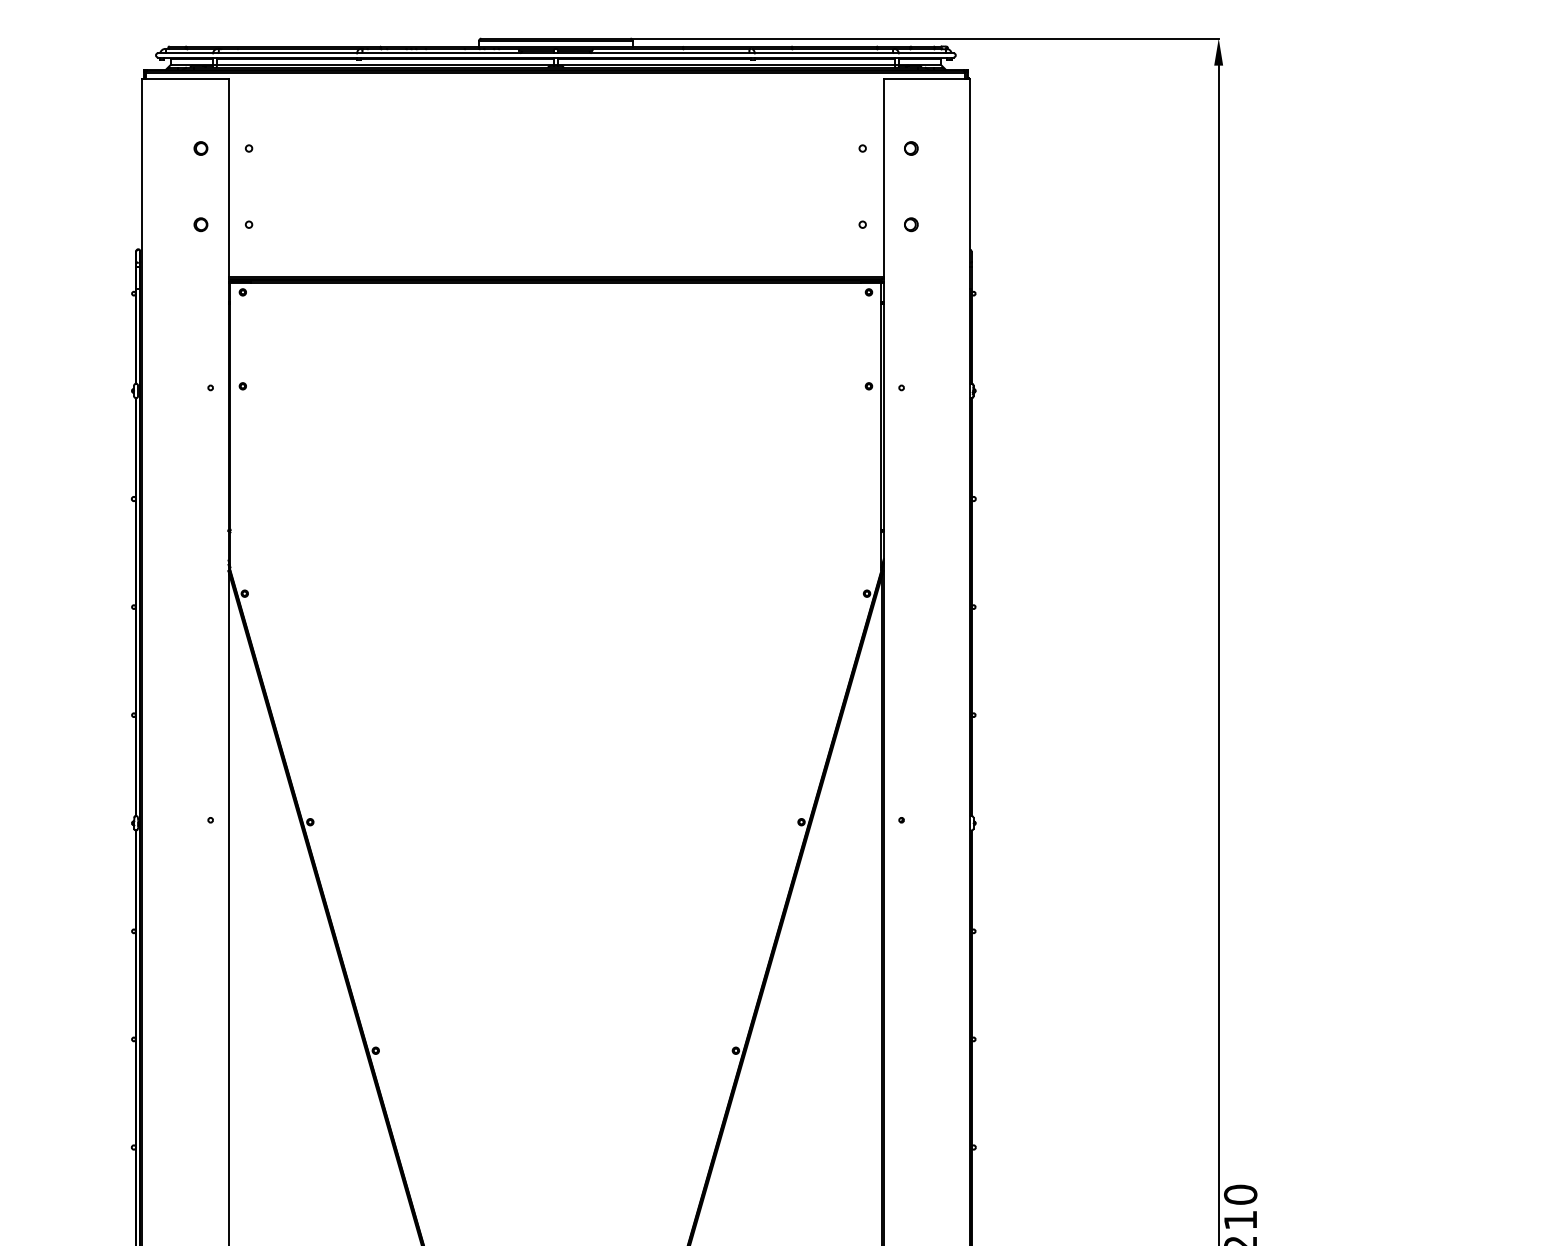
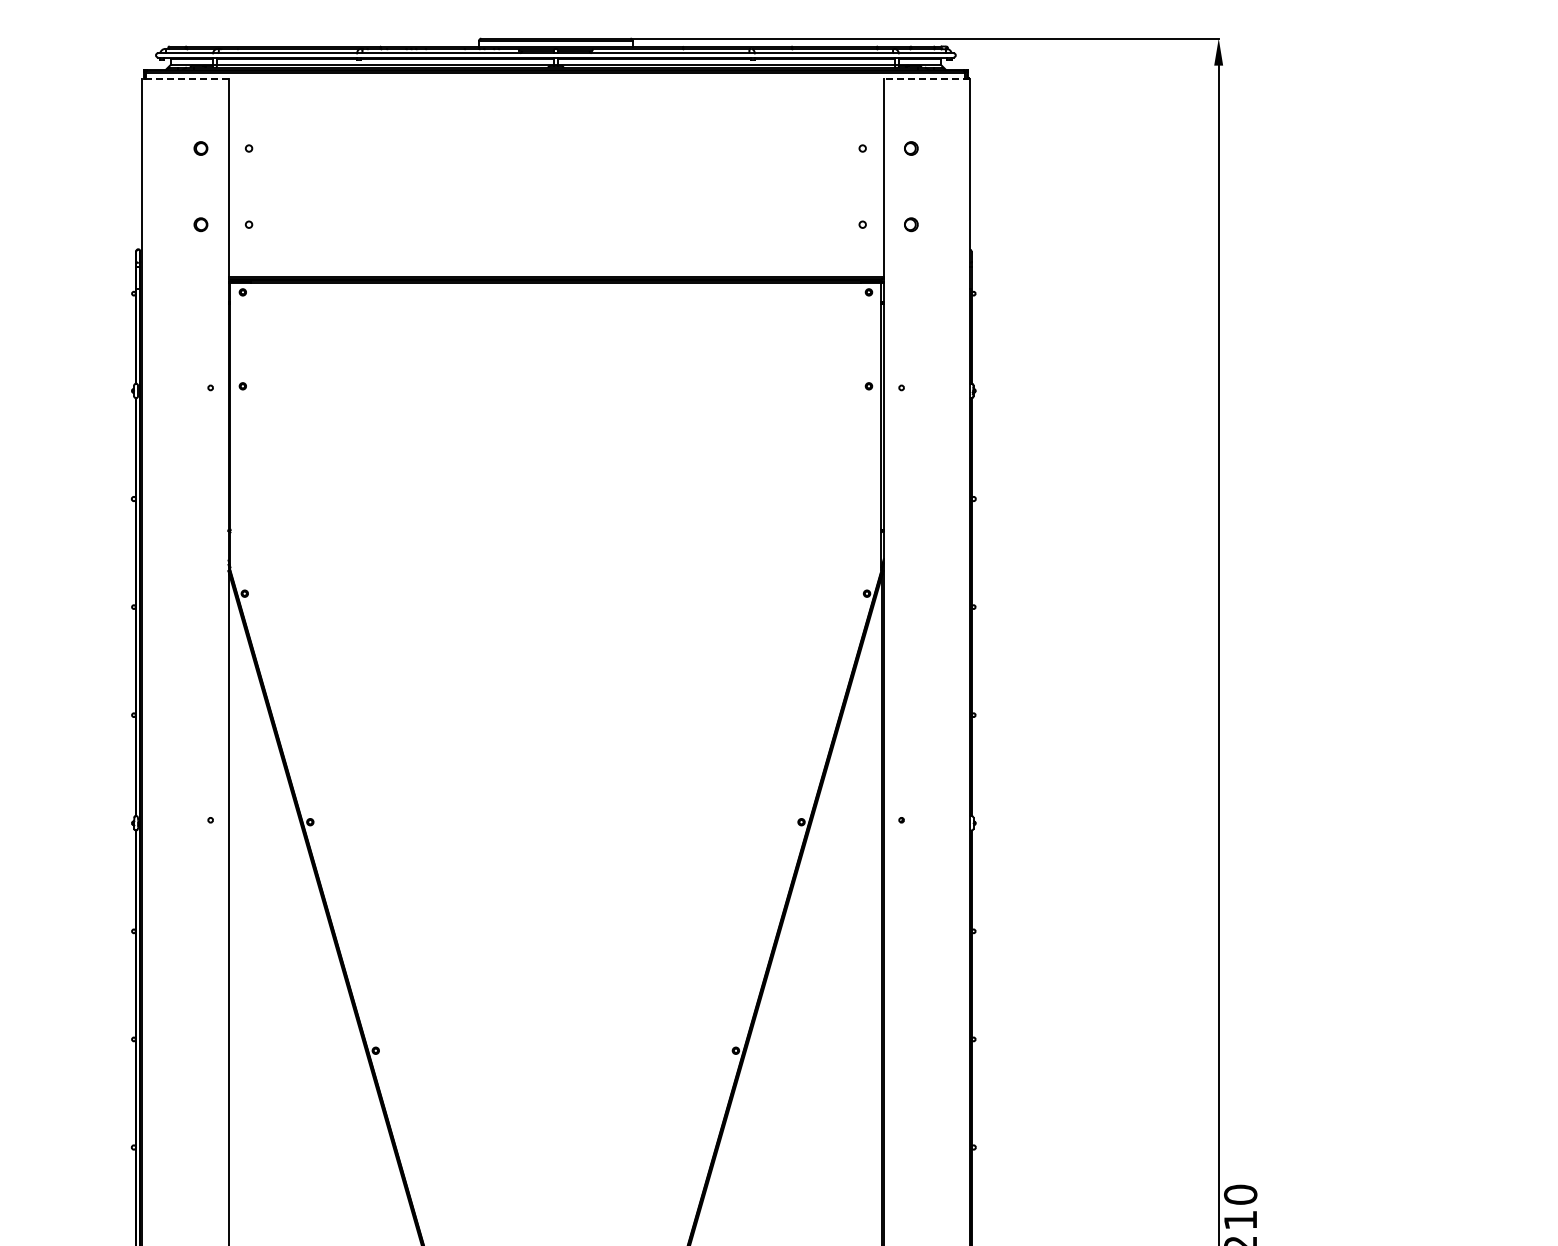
line: solid -> dashed (184, 78)
line: solid -> dashed (926, 78)
